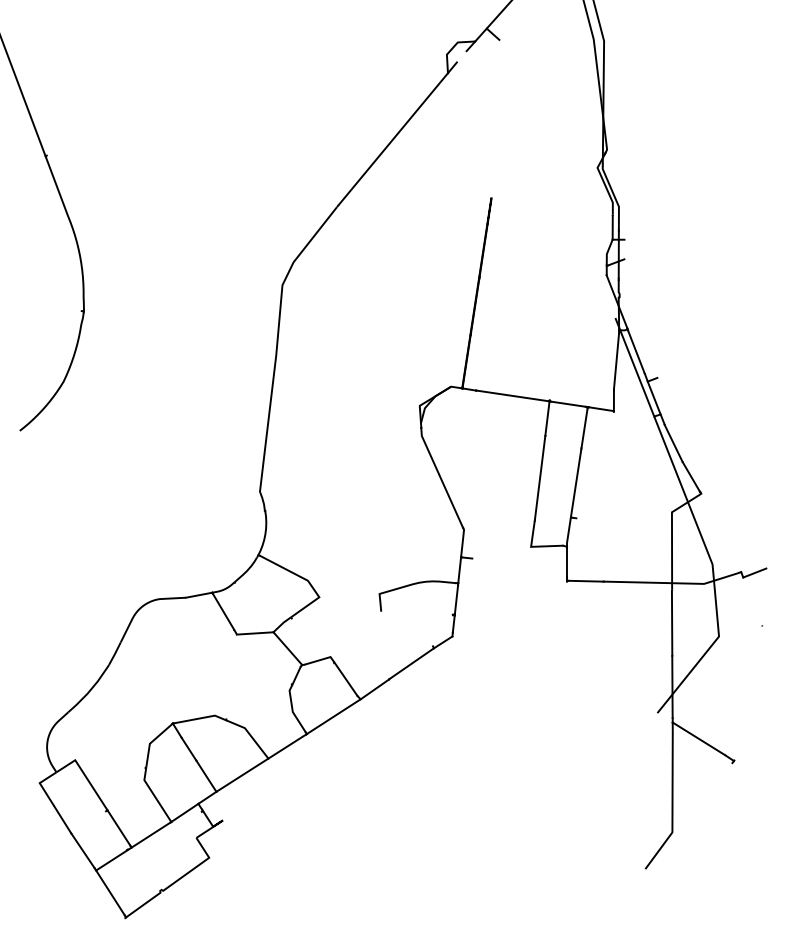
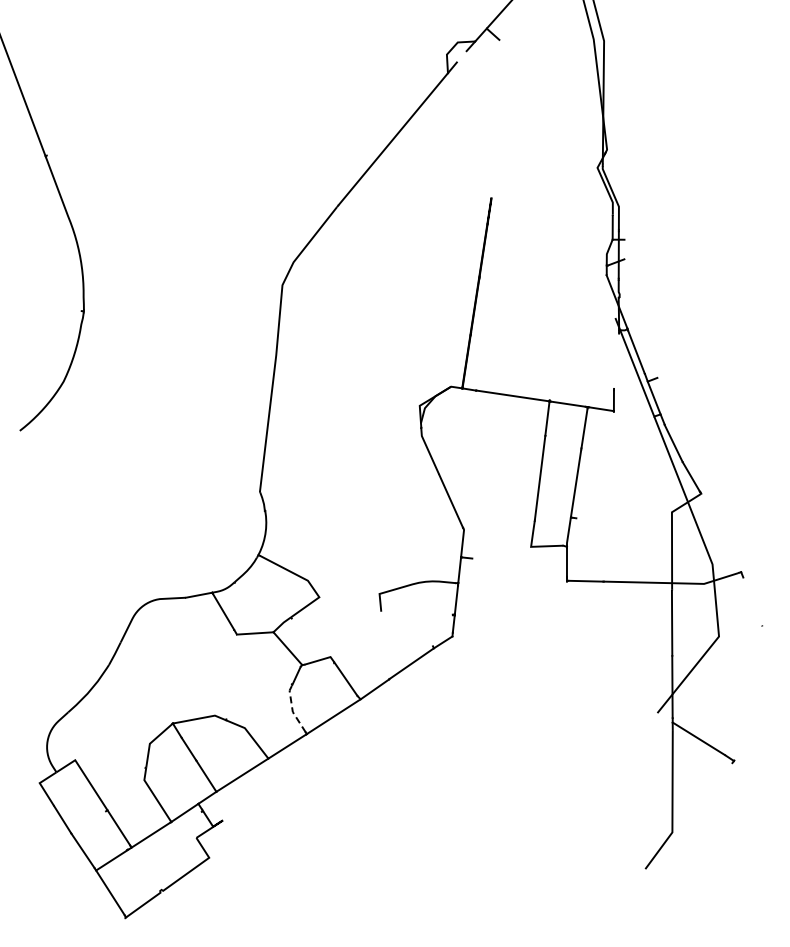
line: present -> none (616, 360)
line: present -> none (754, 572)
line: solid -> dashed (292, 710)
